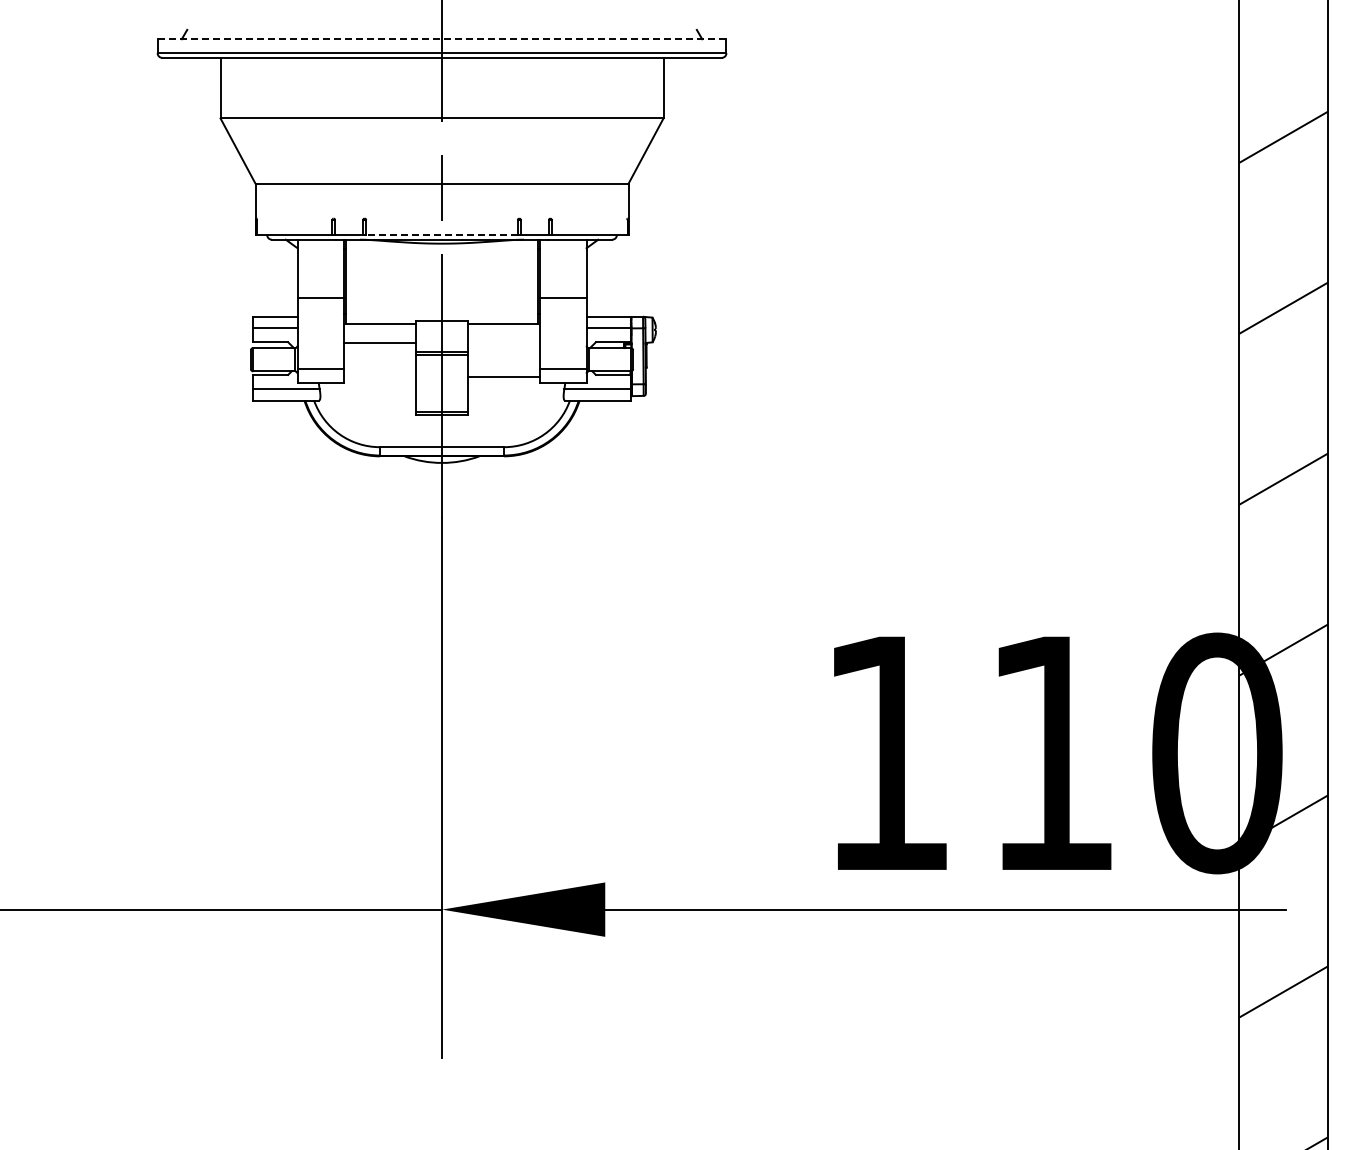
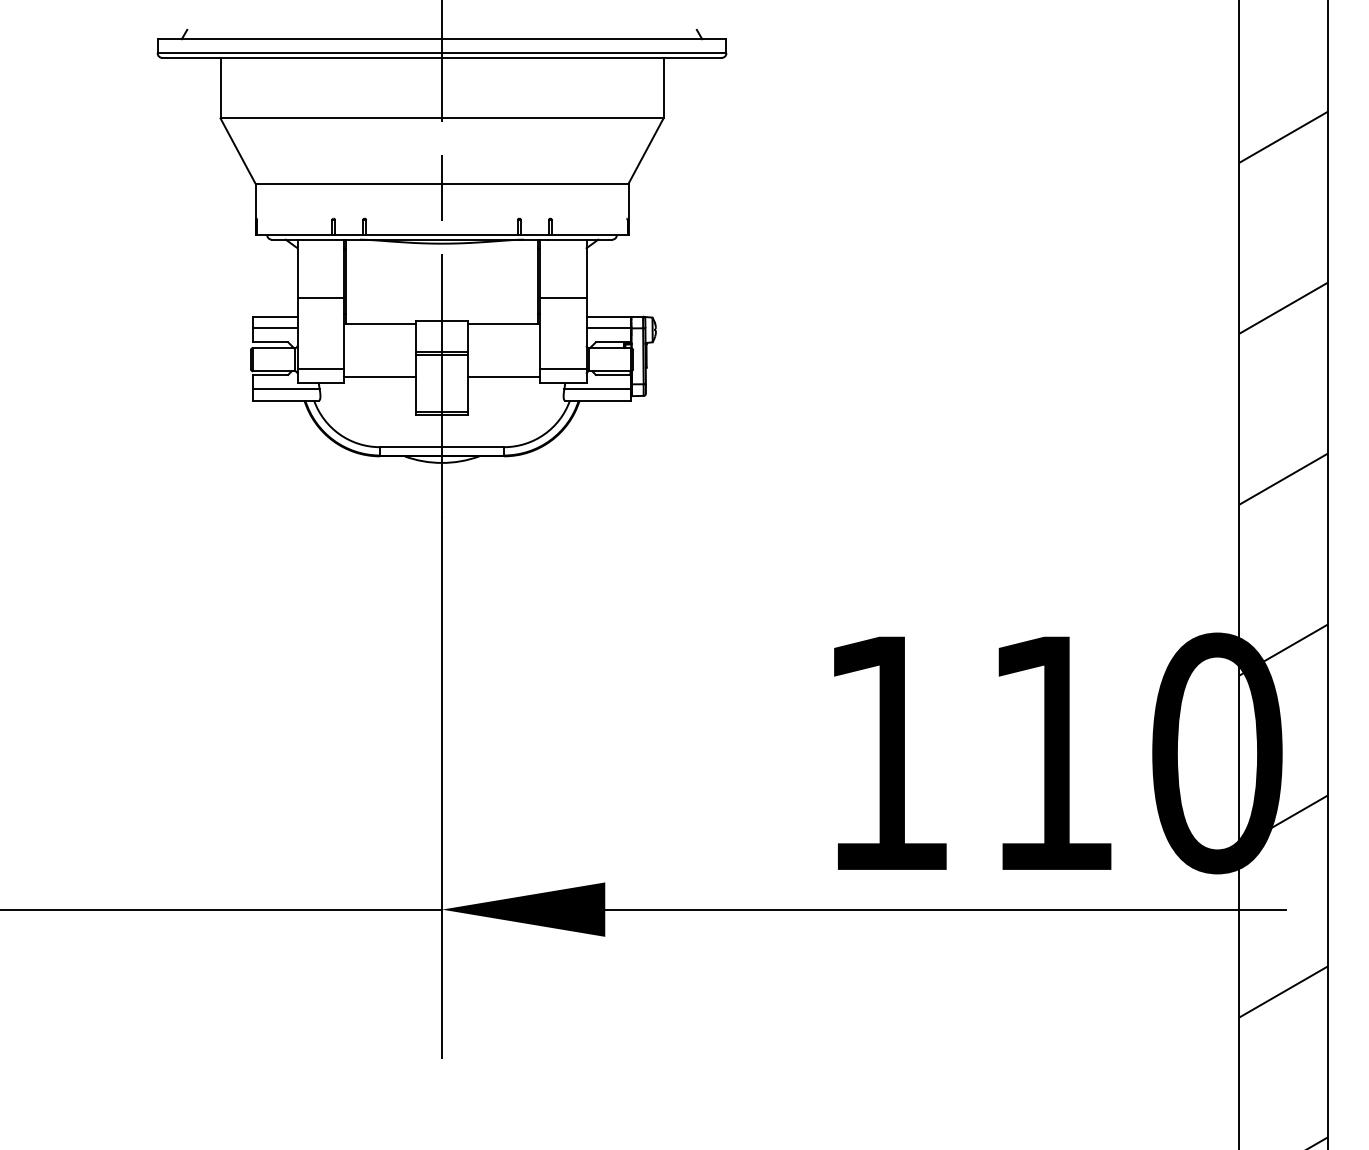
line: dashed -> solid (441, 39)
line: dashed -> solid (442, 235)
line position: (380, 343) -> (380, 377) (380, 377)
